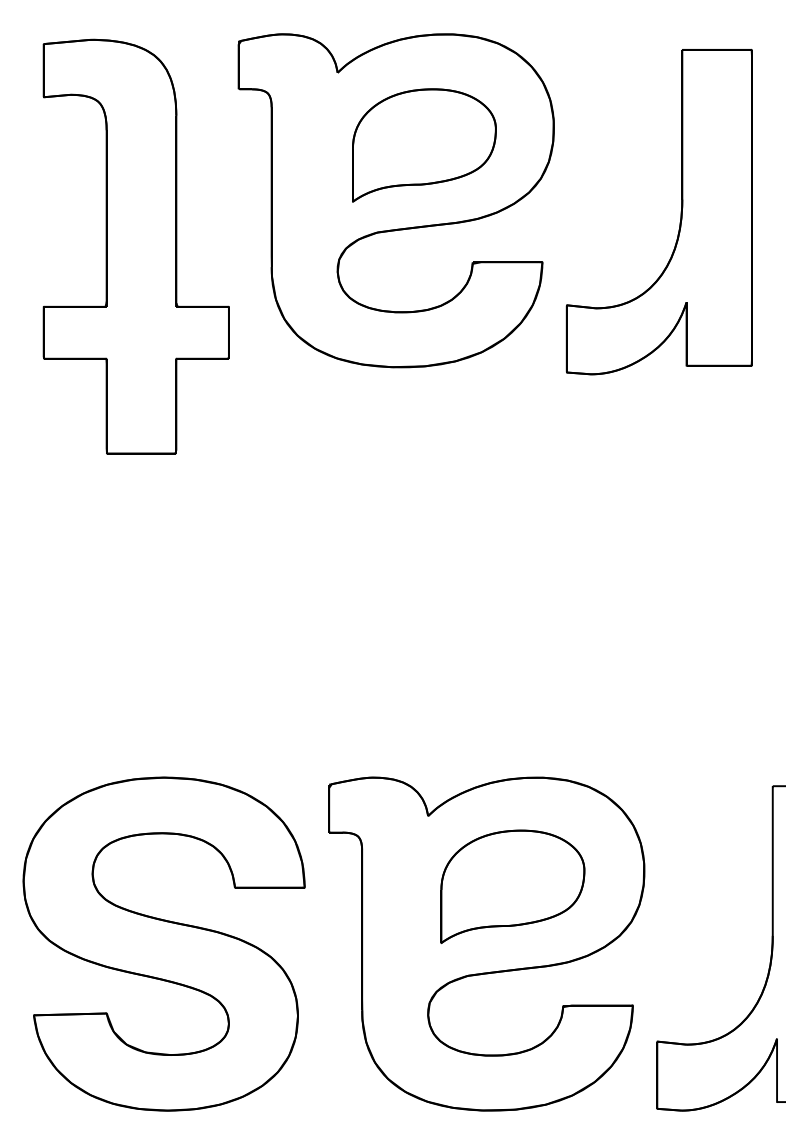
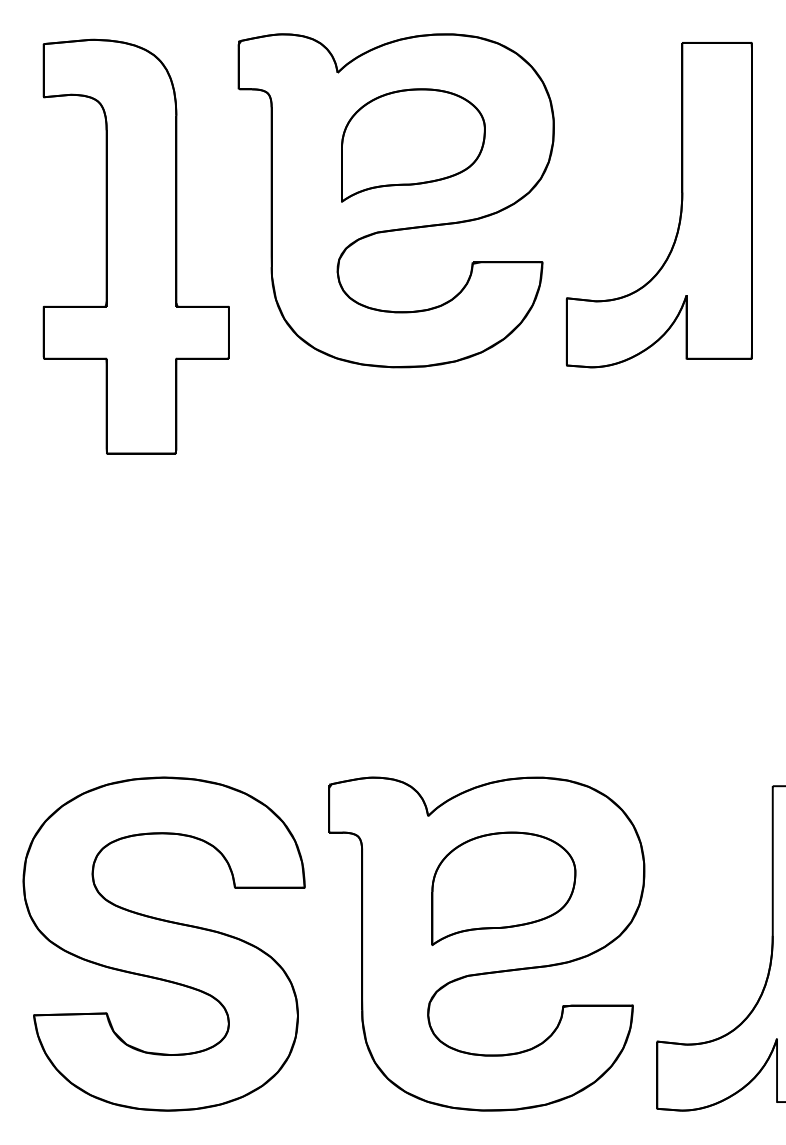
part position: (424, 145) -> (413, 145) (413, 145)
part position: (680, 212) -> (680, 205) (680, 205)
part position: (512, 886) -> (503, 888) (503, 888)
